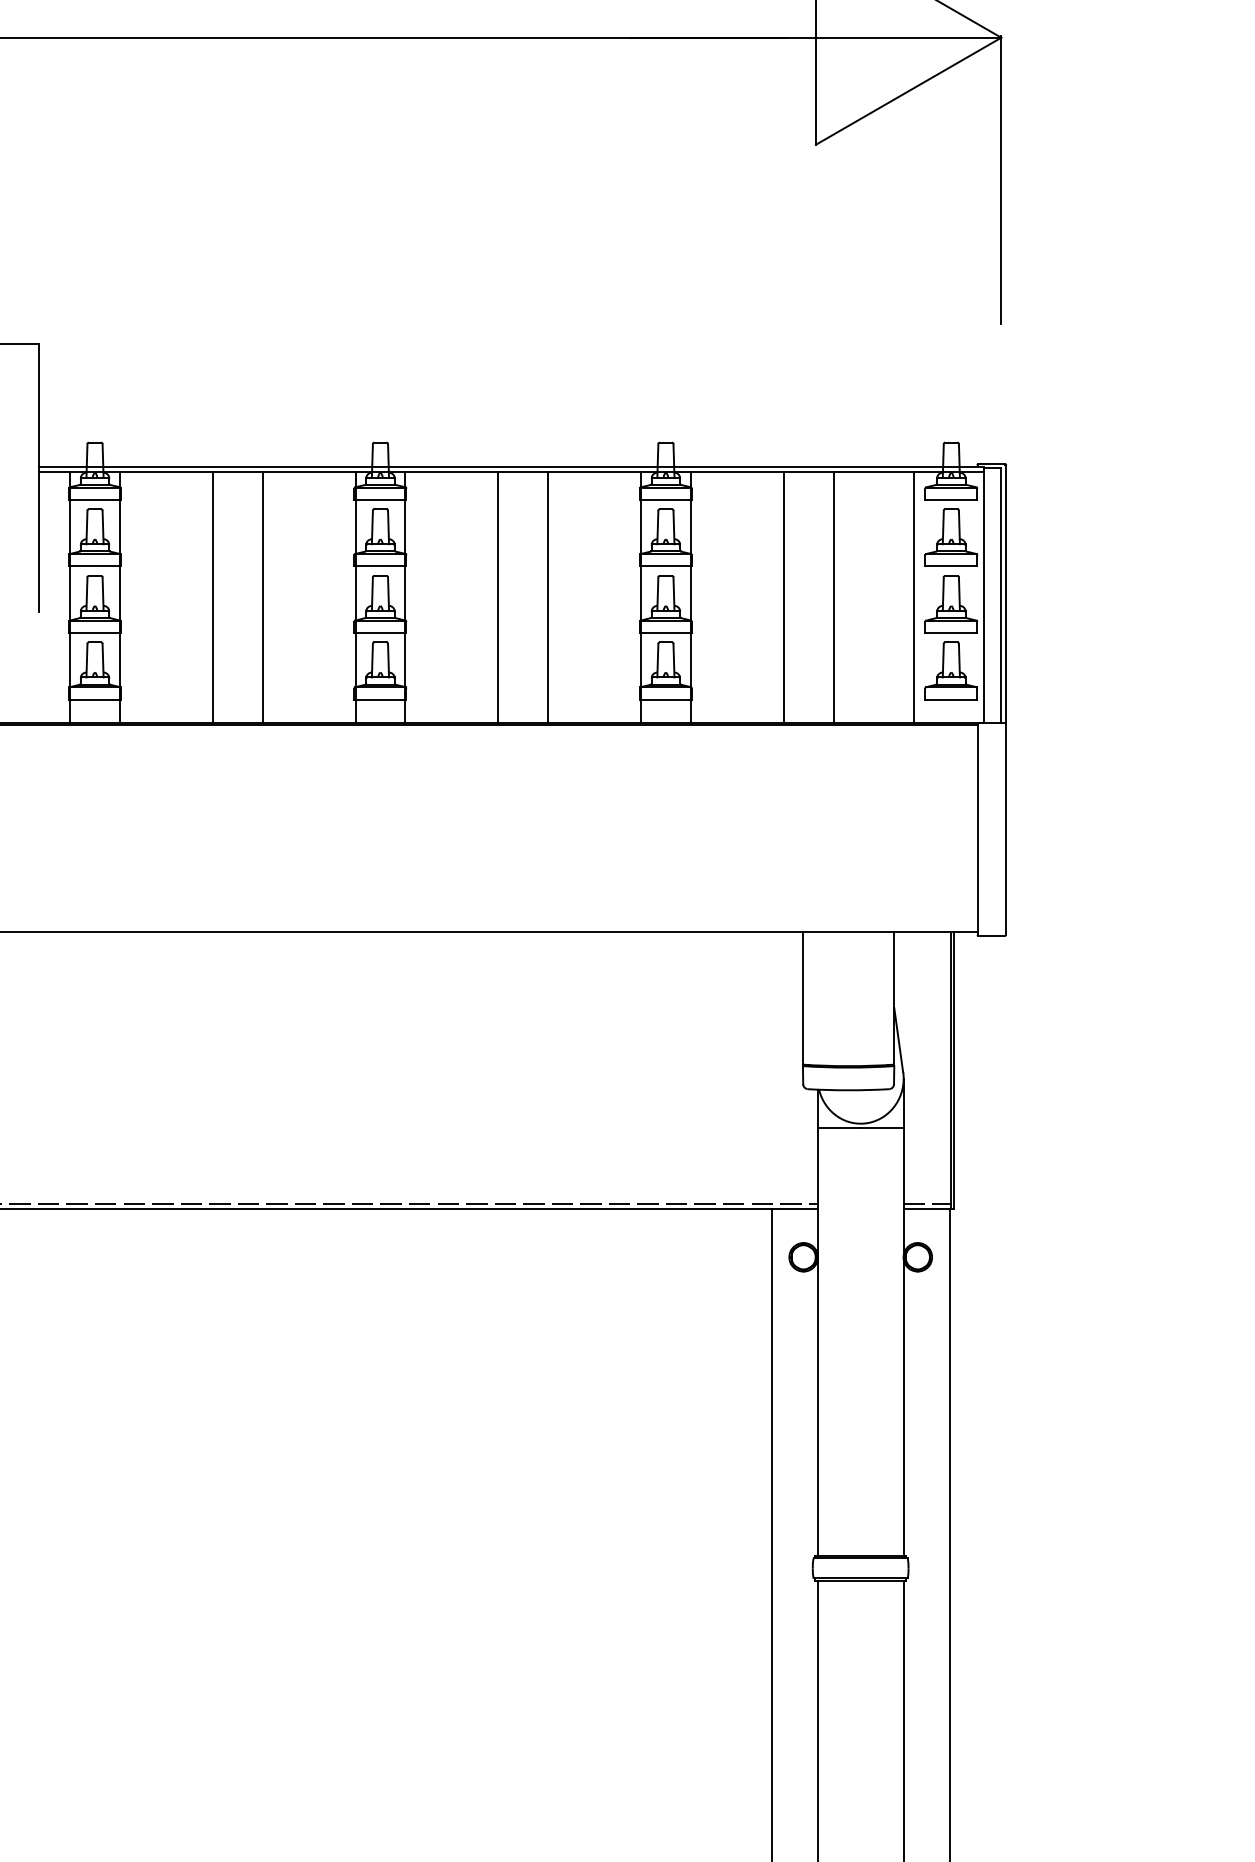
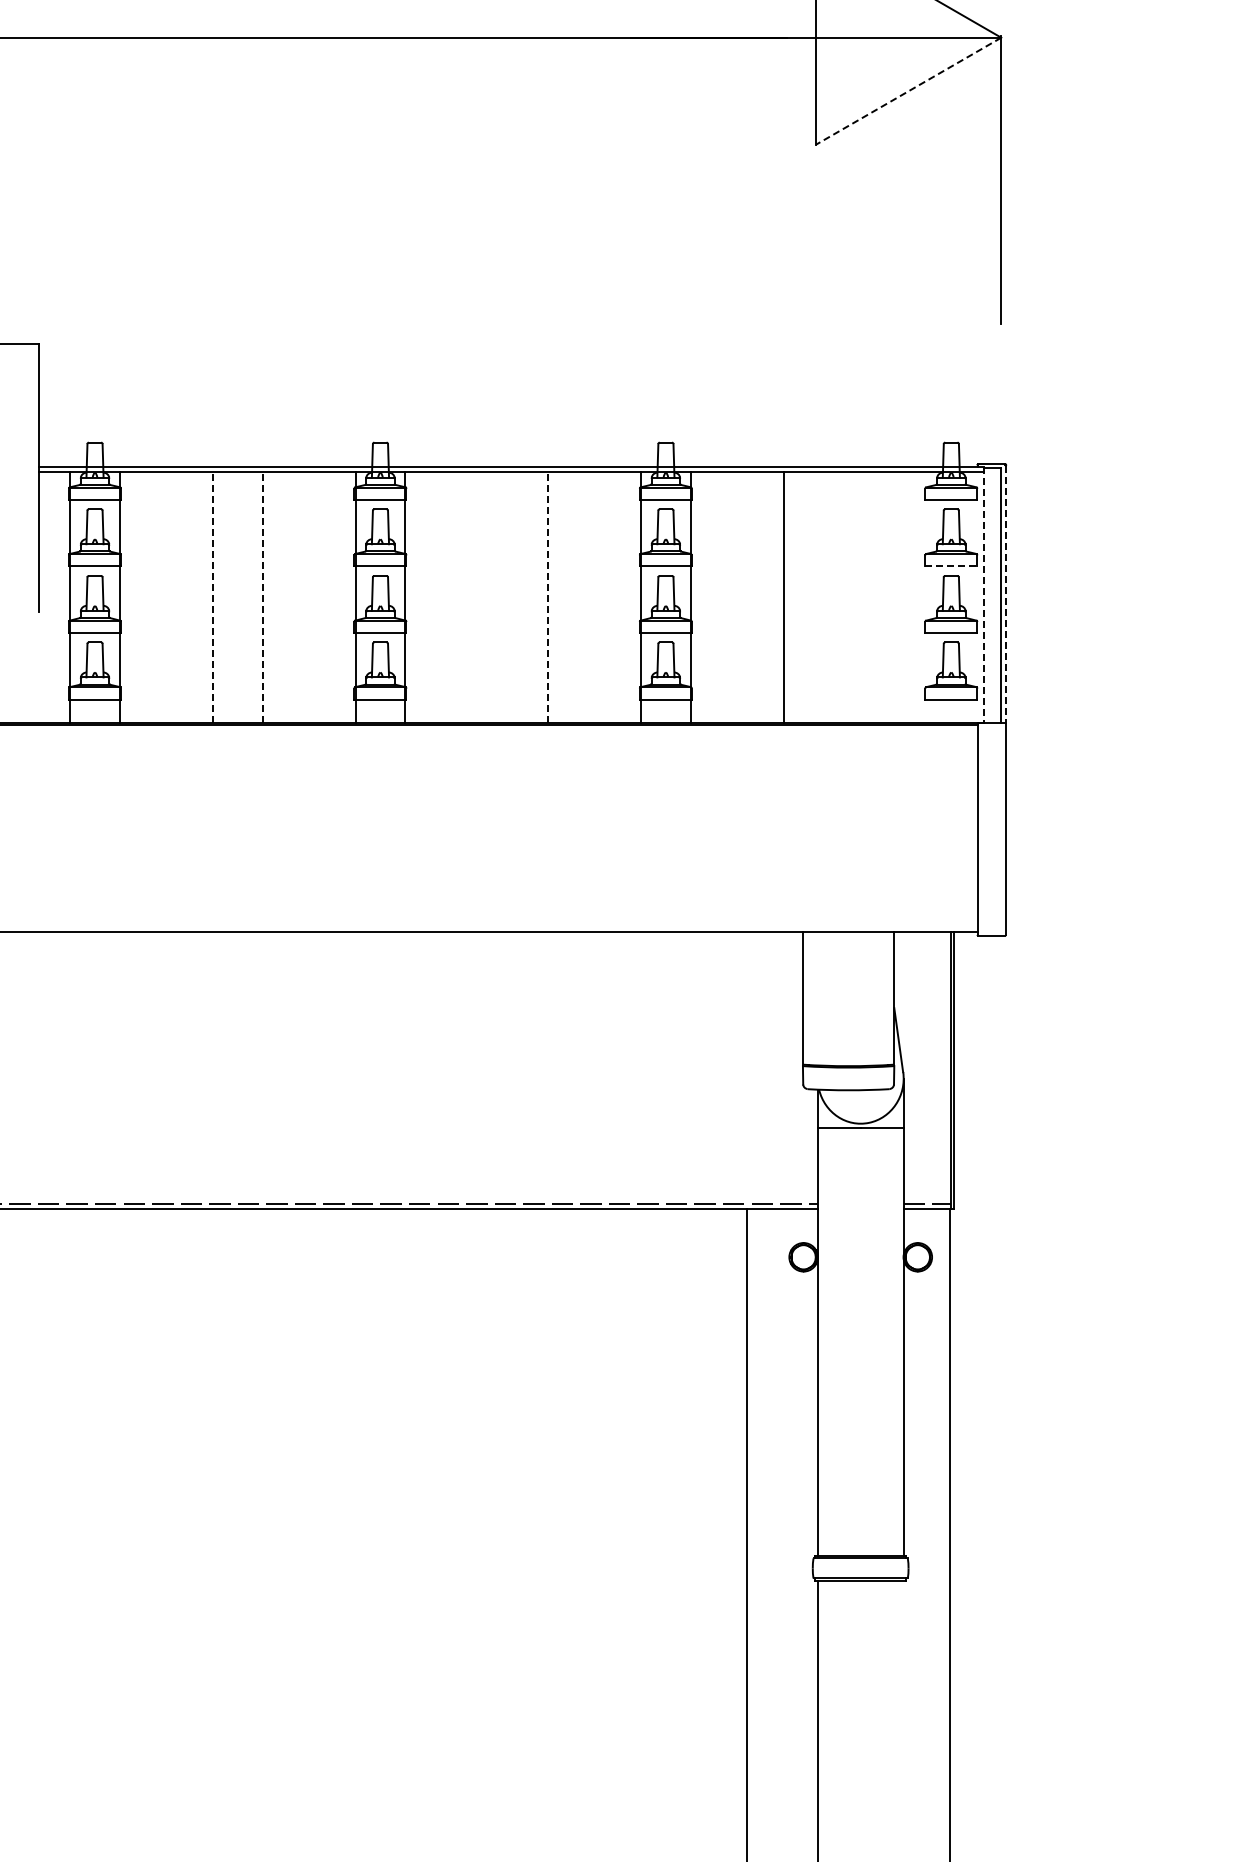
line: solid -> dashed (908, 91)
line: solid -> dashed (951, 566)
line: solid -> dashed (1006, 594)
line: solid -> dashed (984, 595)
line: present -> none (498, 596)
line: present -> none (833, 596)
line: present -> none (913, 596)
line: solid -> dashed (212, 597)
line: solid -> dashed (262, 597)
line: solid -> dashed (548, 597)
line position: (771, 1533) -> (746, 1533) (746, 1533)
line: present -> none (903, 1719)
